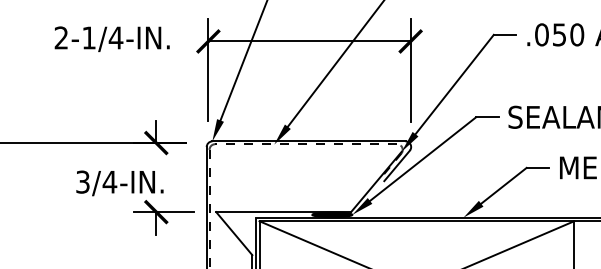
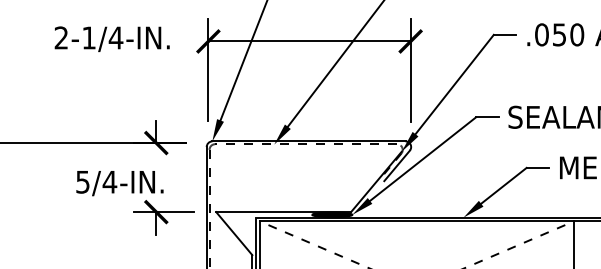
text: 3/4-IN. -> 5/4-IN. (83, 181)
line: solid -> dashed (314, 244)
line: solid -> dashed (519, 244)
